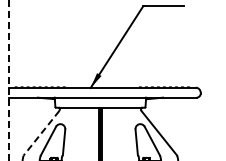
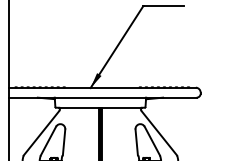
line: dashed -> solid (8, 80)
line: dashed -> solid (41, 133)
